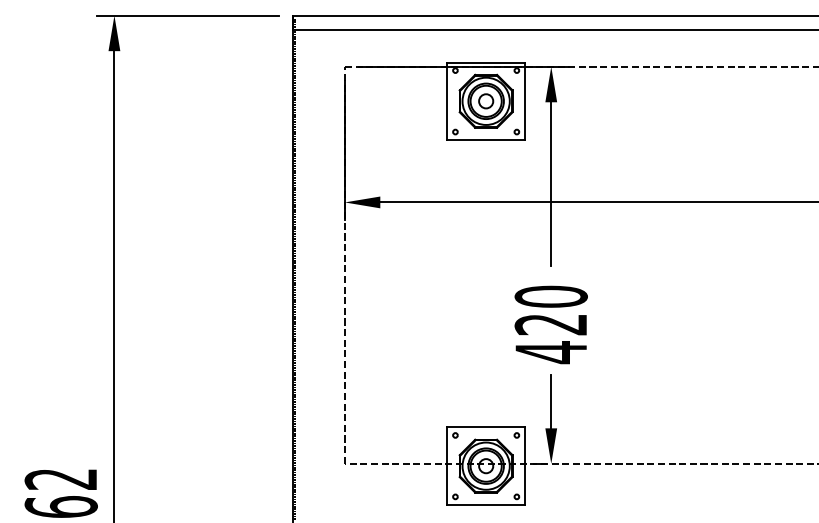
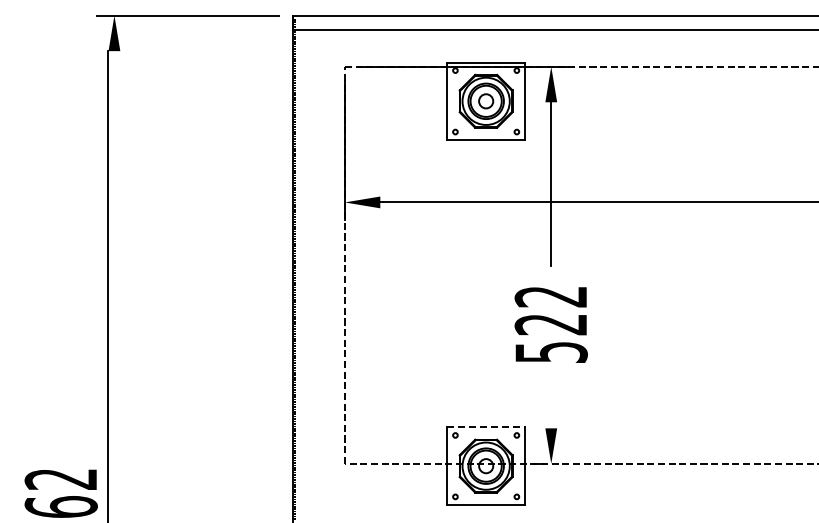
line position: (114, 285) -> (108, 285) (108, 285)
text: 420 -> 522 (550, 324)
line: present -> none (551, 401)
line: solid -> dashed (486, 427)
